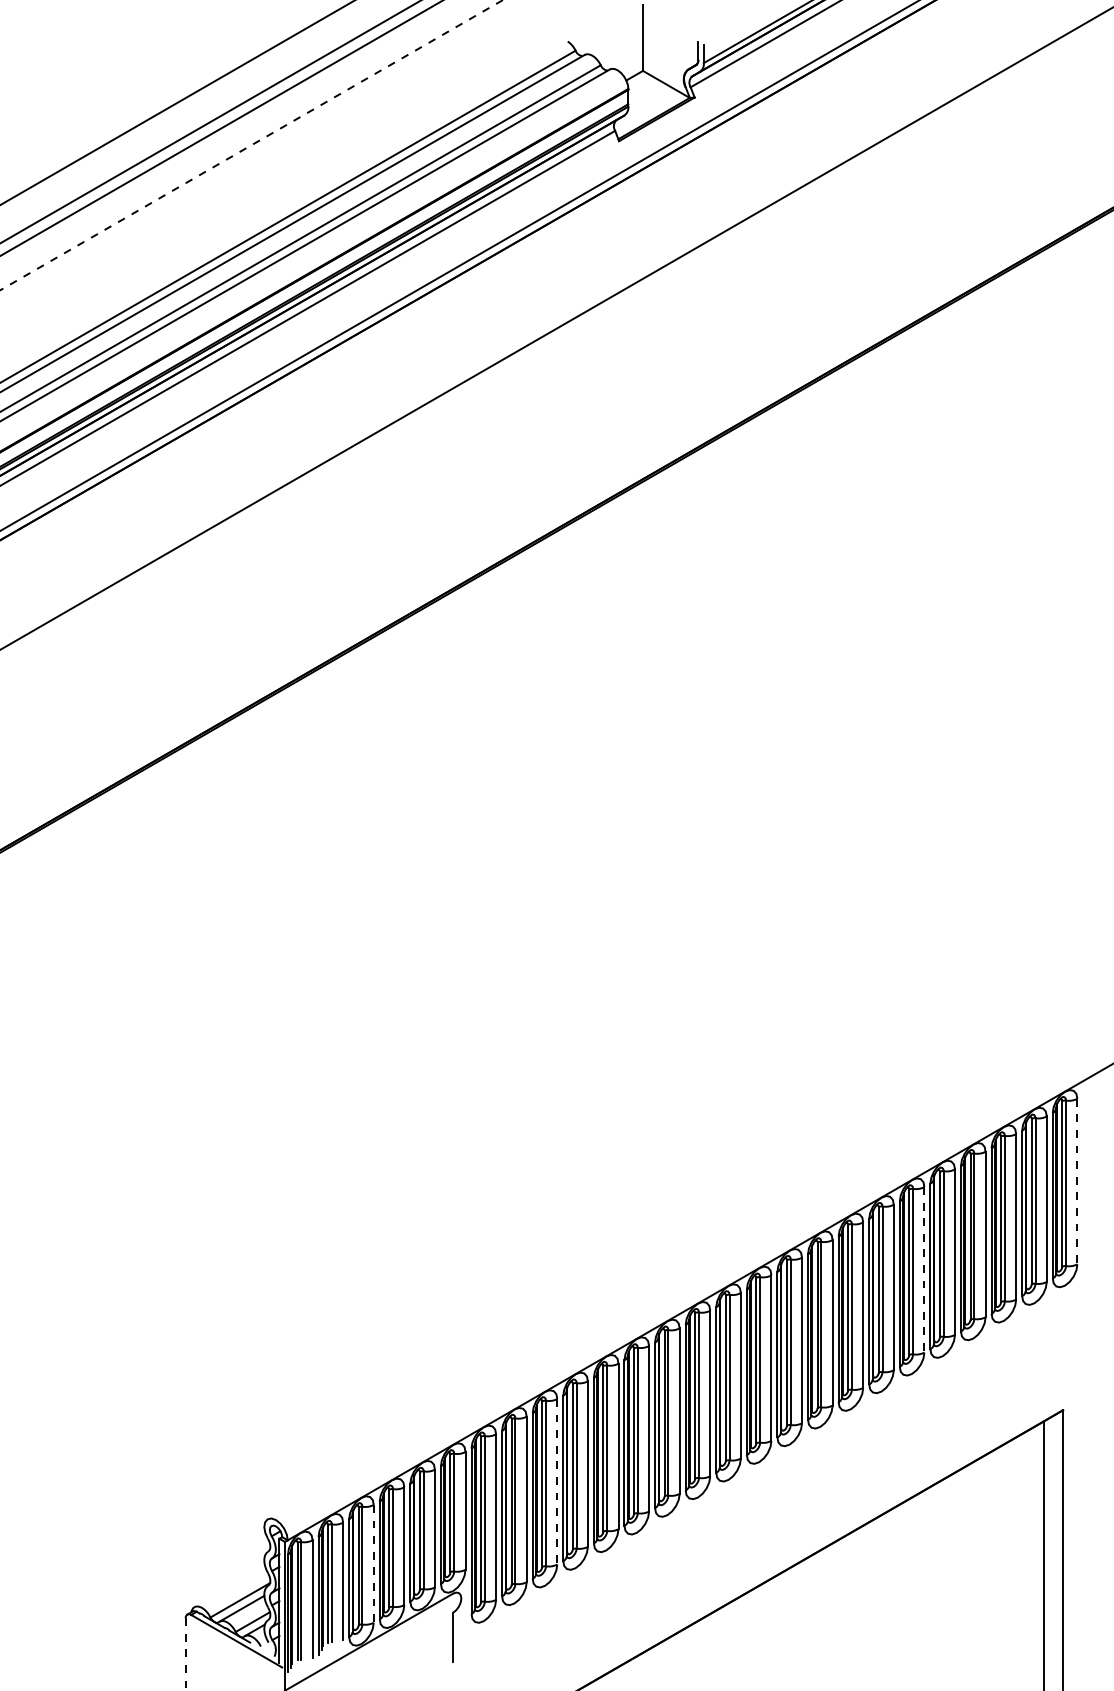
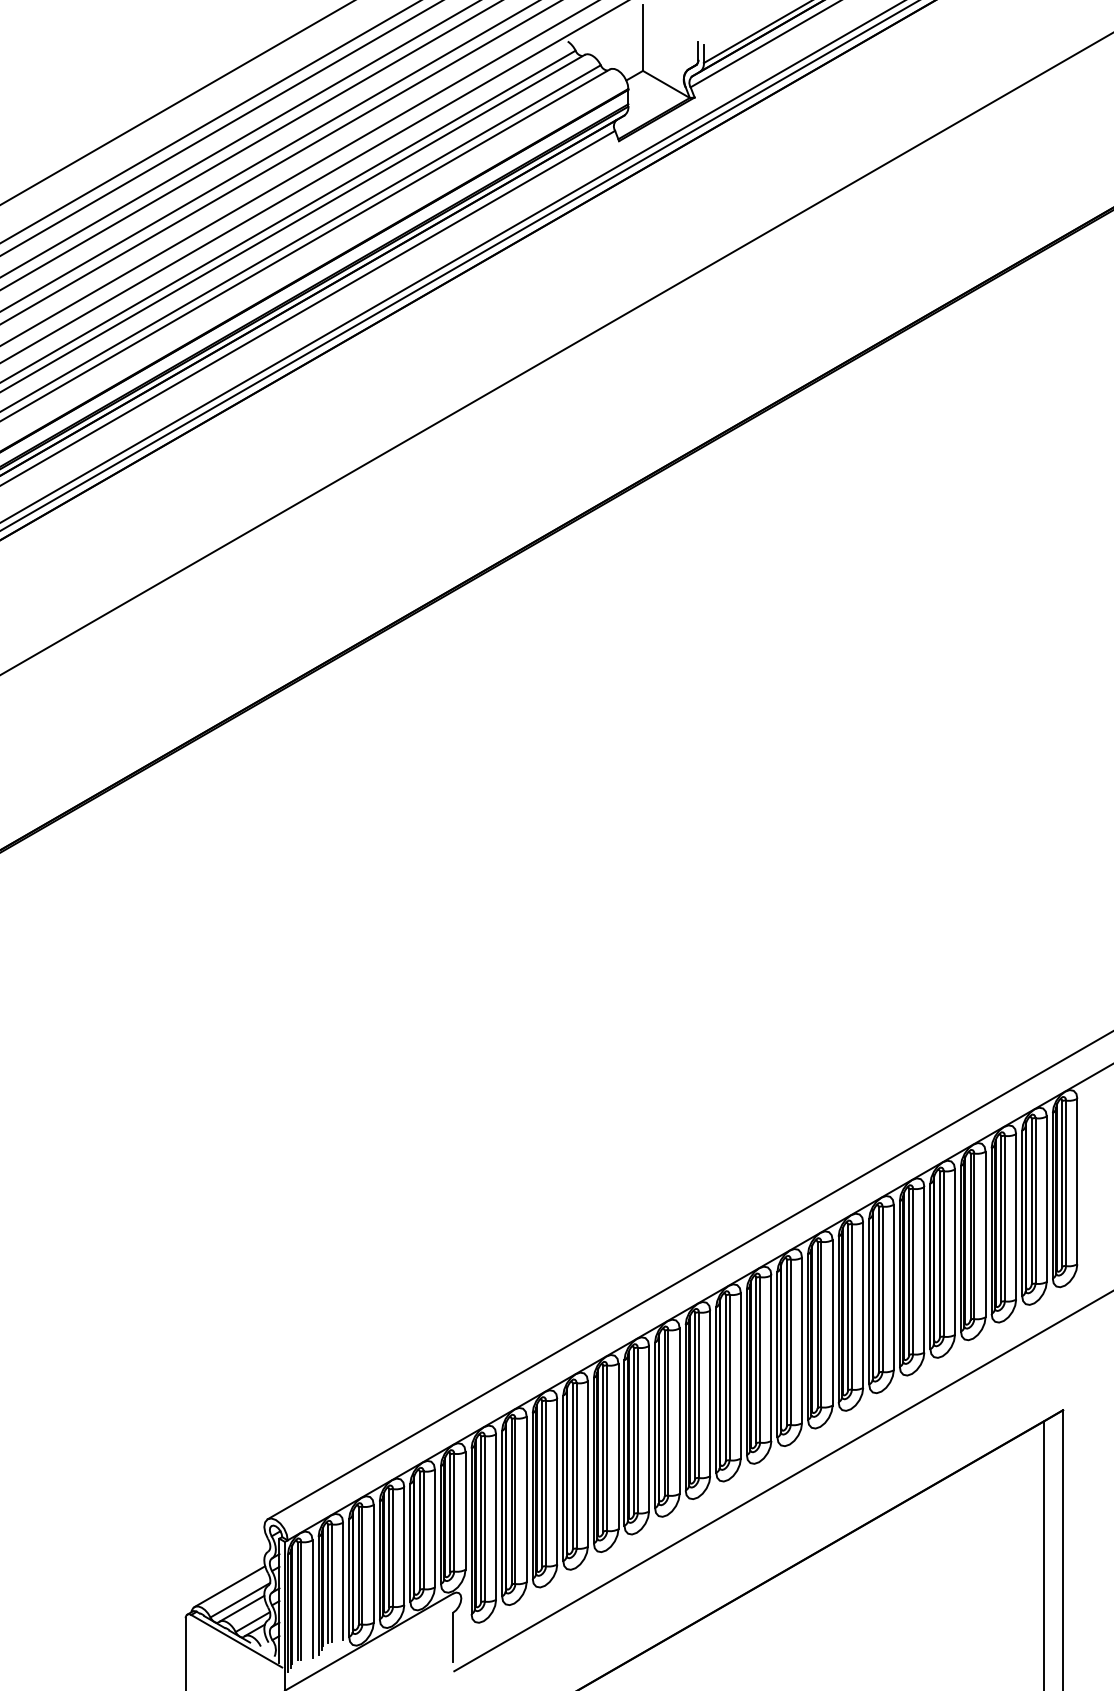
line: none -> present (239, 139)
line: dashed -> solid (251, 145)
line: none -> present (269, 156)
line: none -> present (280, 162)
line: none -> present (299, 173)
line: none -> present (313, 182)
line: none -> present (452, 261)
line position: (556, 328) -> (556, 354) (556, 354)
line: dashed -> solid (1077, 1181)
line: dashed -> solid (924, 1269)
line: none -> present (688, 1275)
line: dashed -> solid (557, 1481)
line: none -> present (782, 1481)
line: dashed -> solid (373, 1563)
line: none -> present (229, 1586)
line: dashed -> solid (185, 1654)
